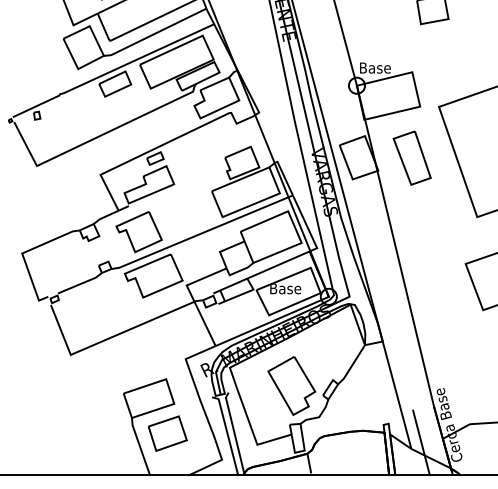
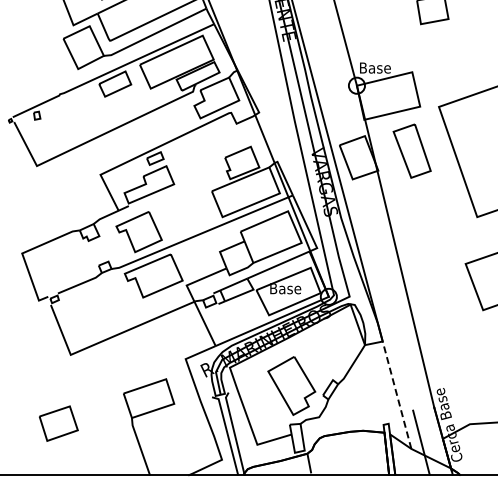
part position: (411, 157) -> (411, 150) (411, 150)
line: solid -> dashed (397, 395)
part position: (167, 433) -> (58, 423) (58, 423)
